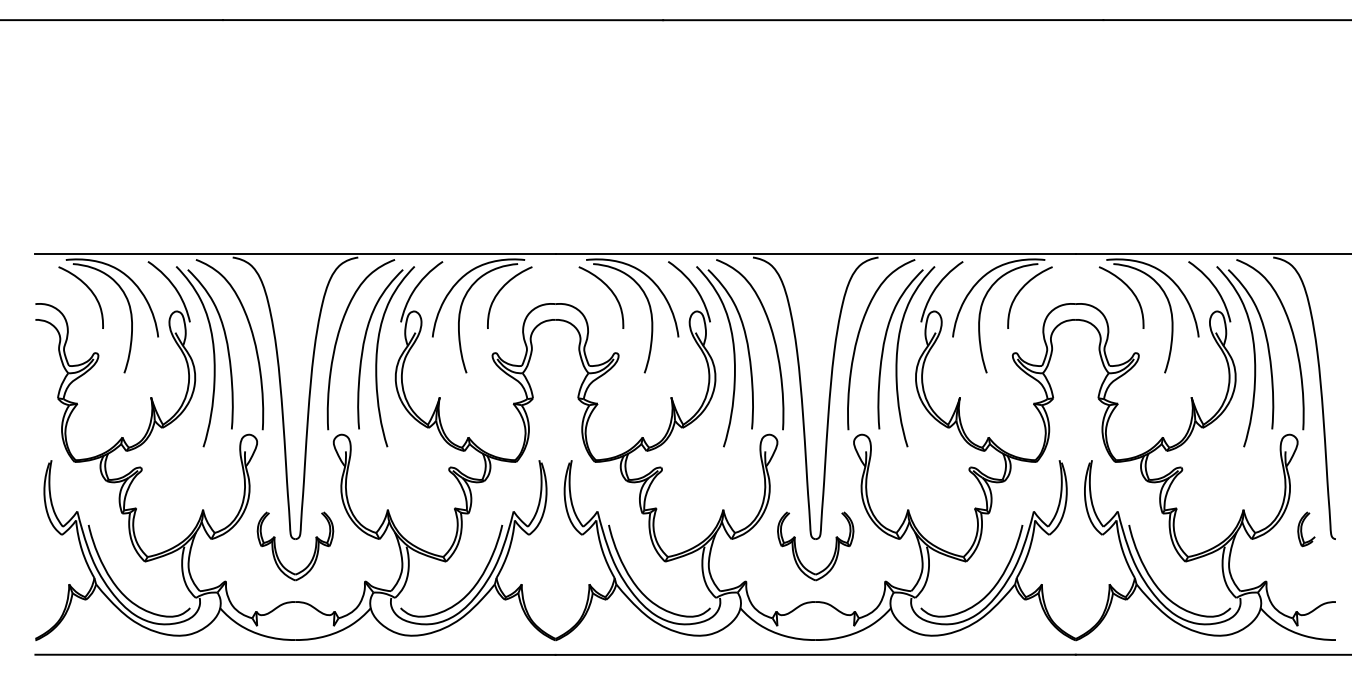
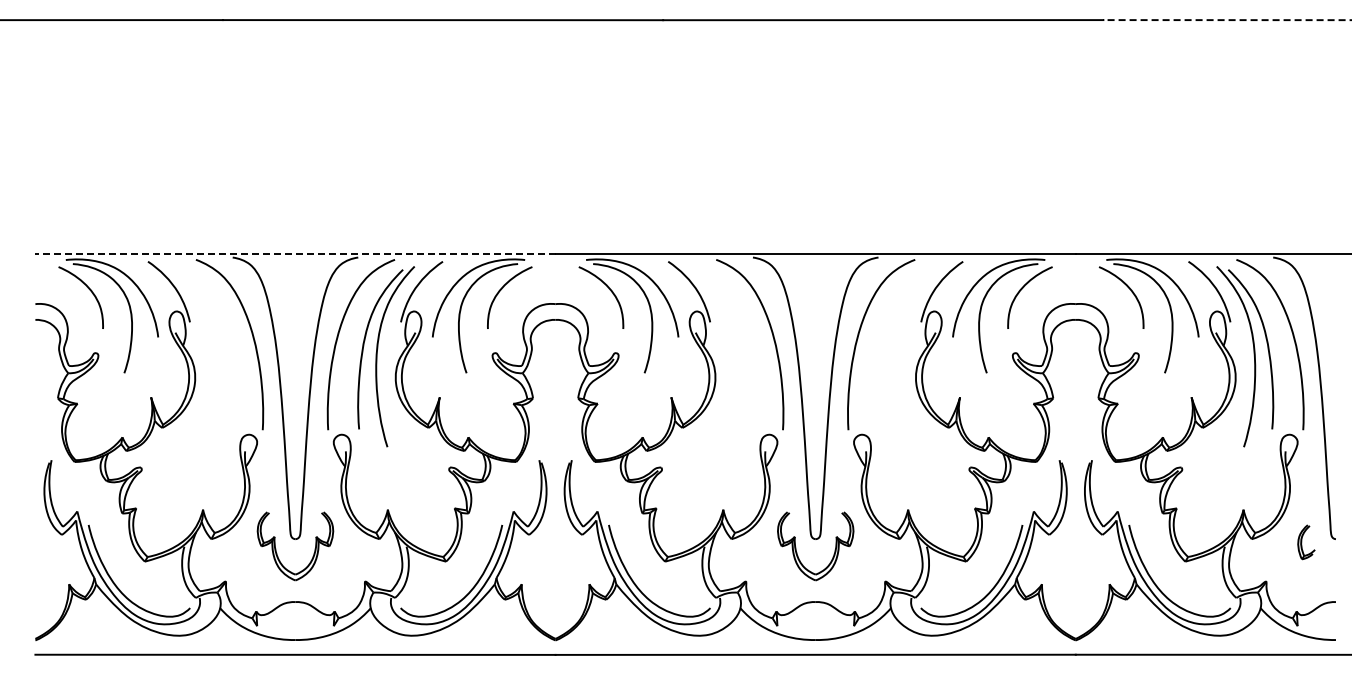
line: solid -> dashed (1227, 20)
line: solid -> dashed (294, 254)
part: present -> none (213, 356)
part: present -> none (733, 356)
part: present -> none (897, 356)
part position: (1306, 529) -> (1306, 542) (1306, 542)
